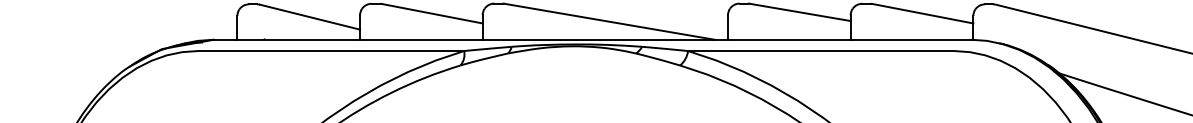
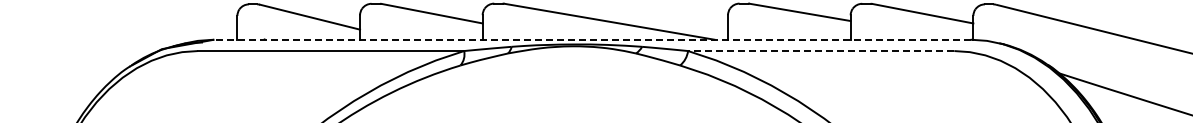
line: solid -> dashed (591, 39)
line: solid -> dashed (820, 51)
